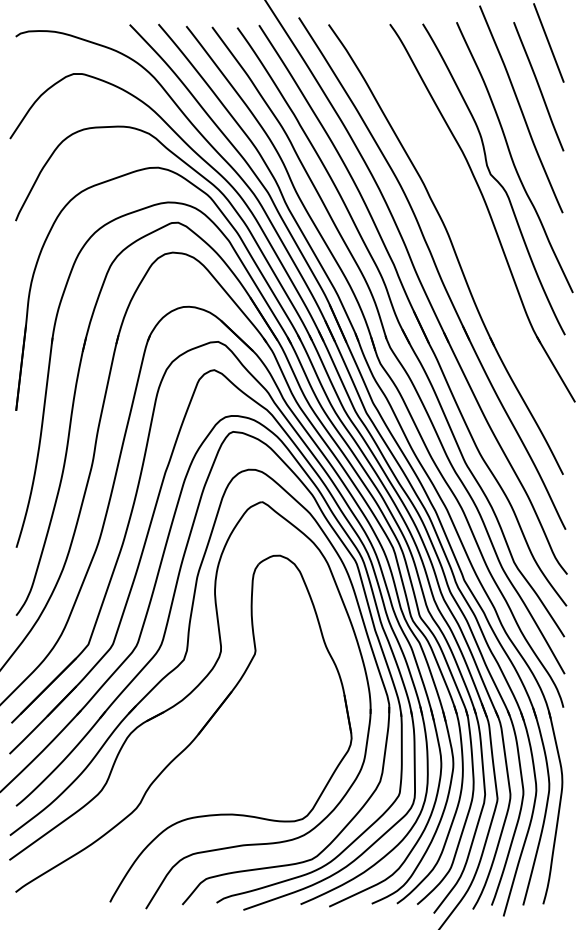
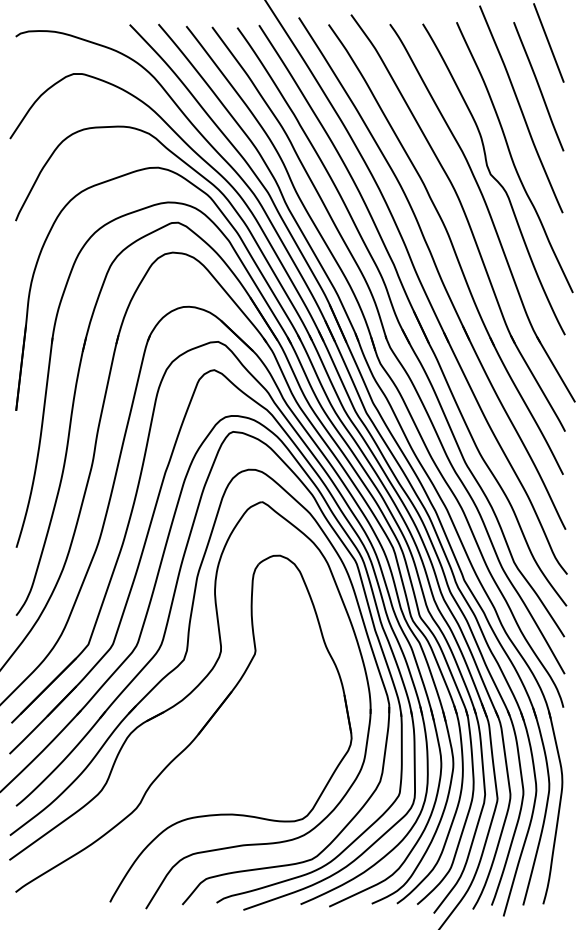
part: none -> present (465, 218)
